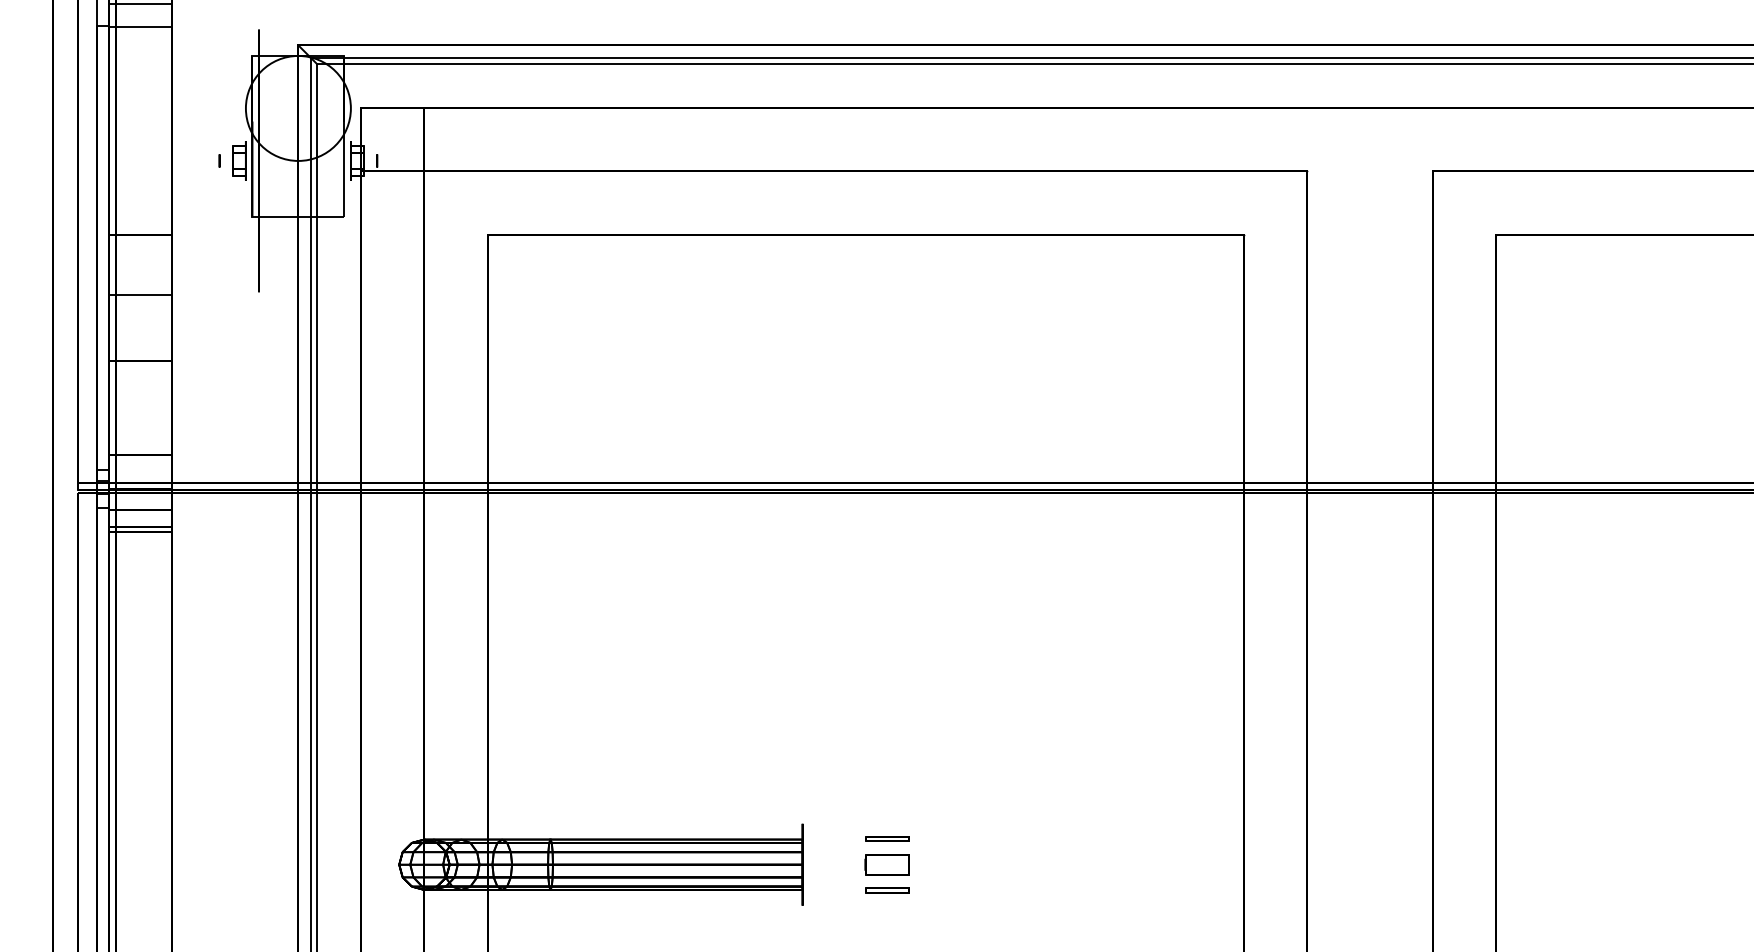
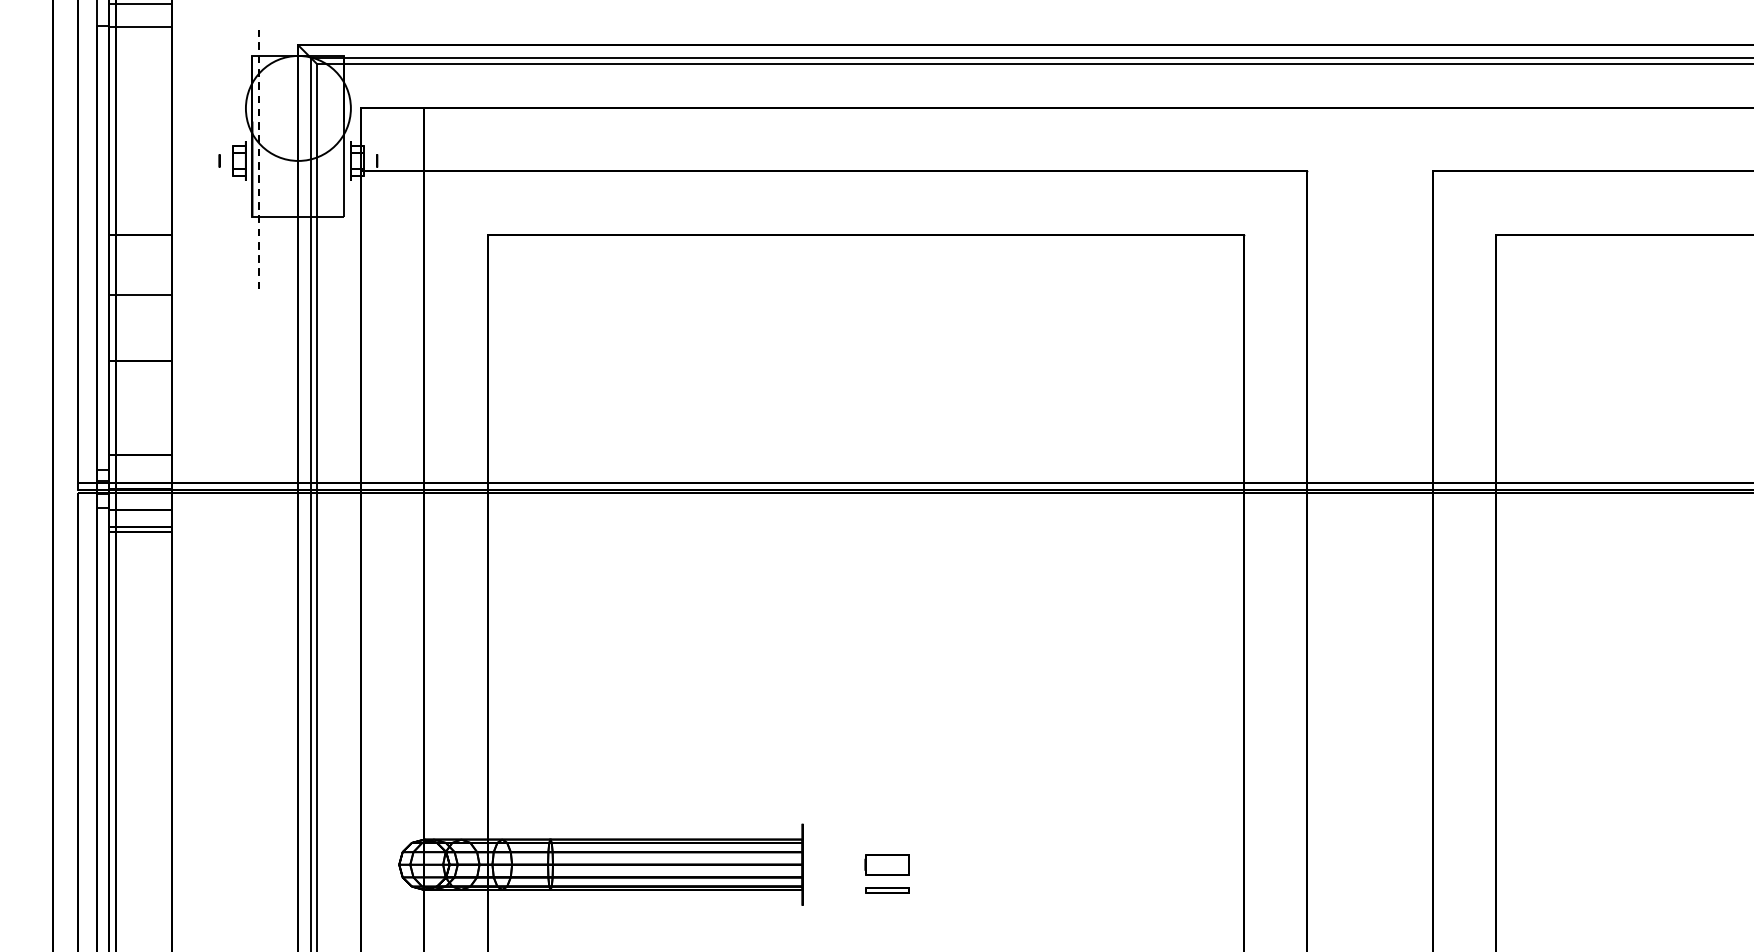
circle: solid -> dashed (259, 160)
part: present -> none (887, 838)
